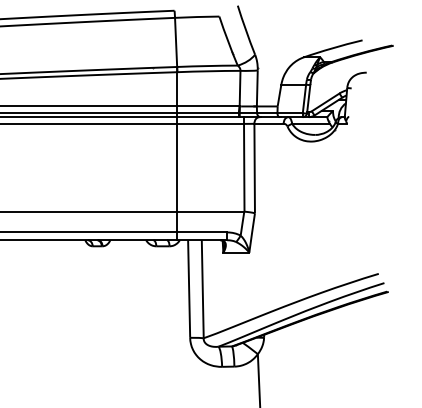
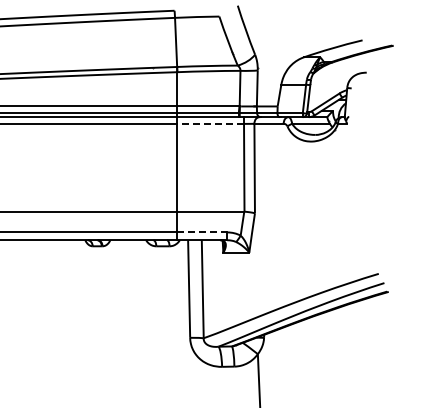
line: solid -> dashed (210, 123)
line: solid -> dashed (202, 232)
